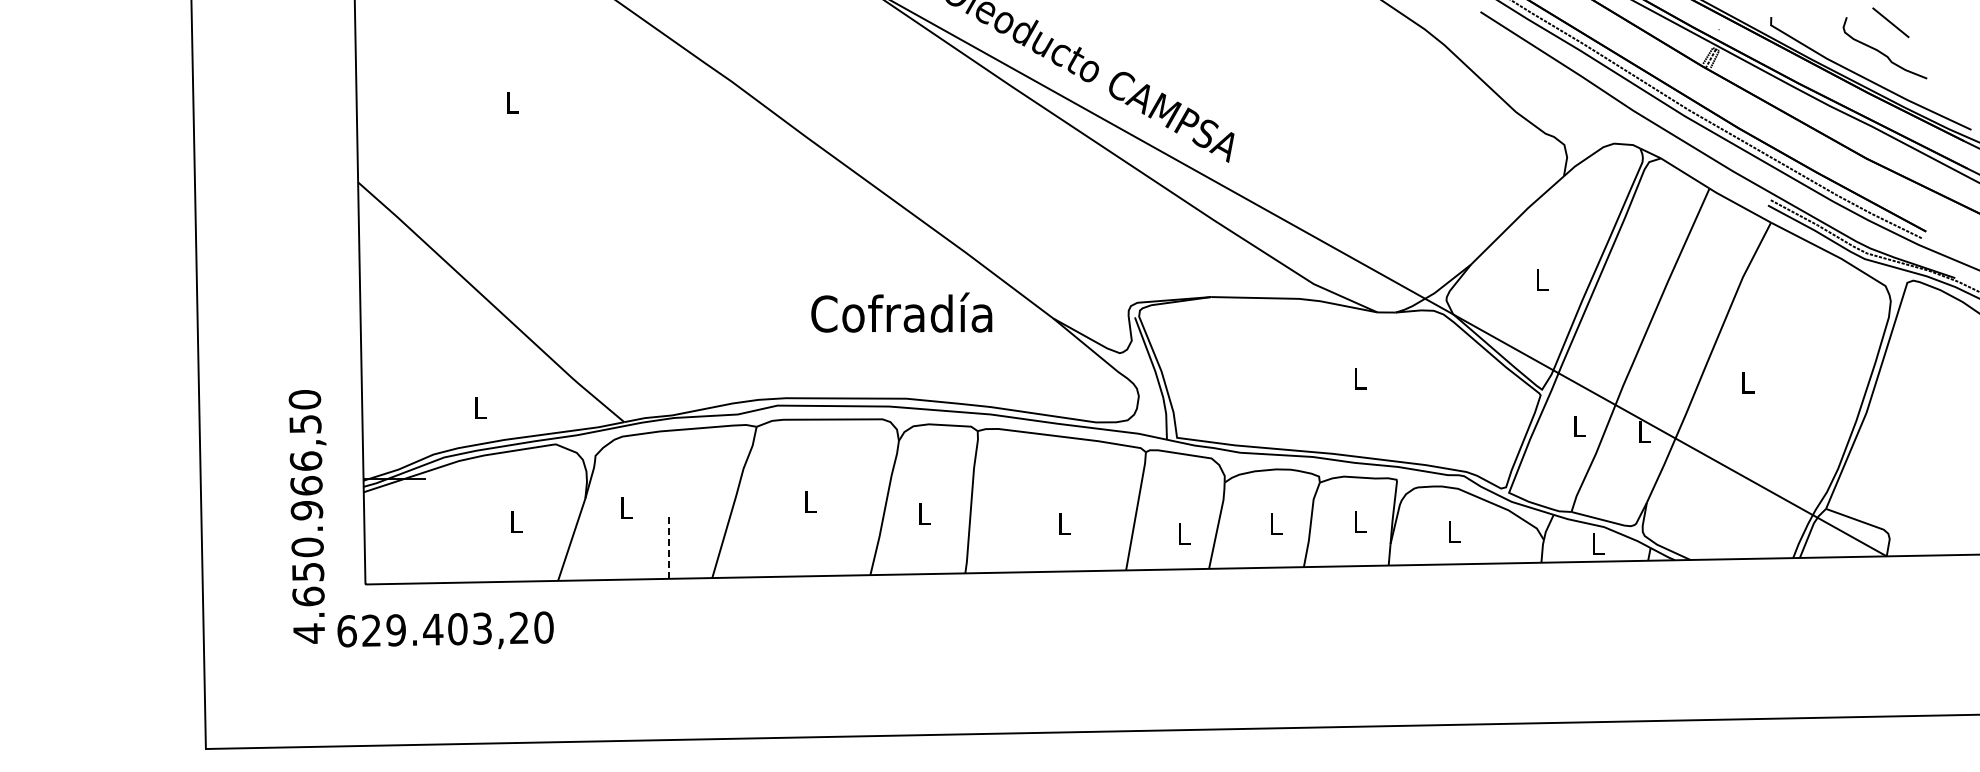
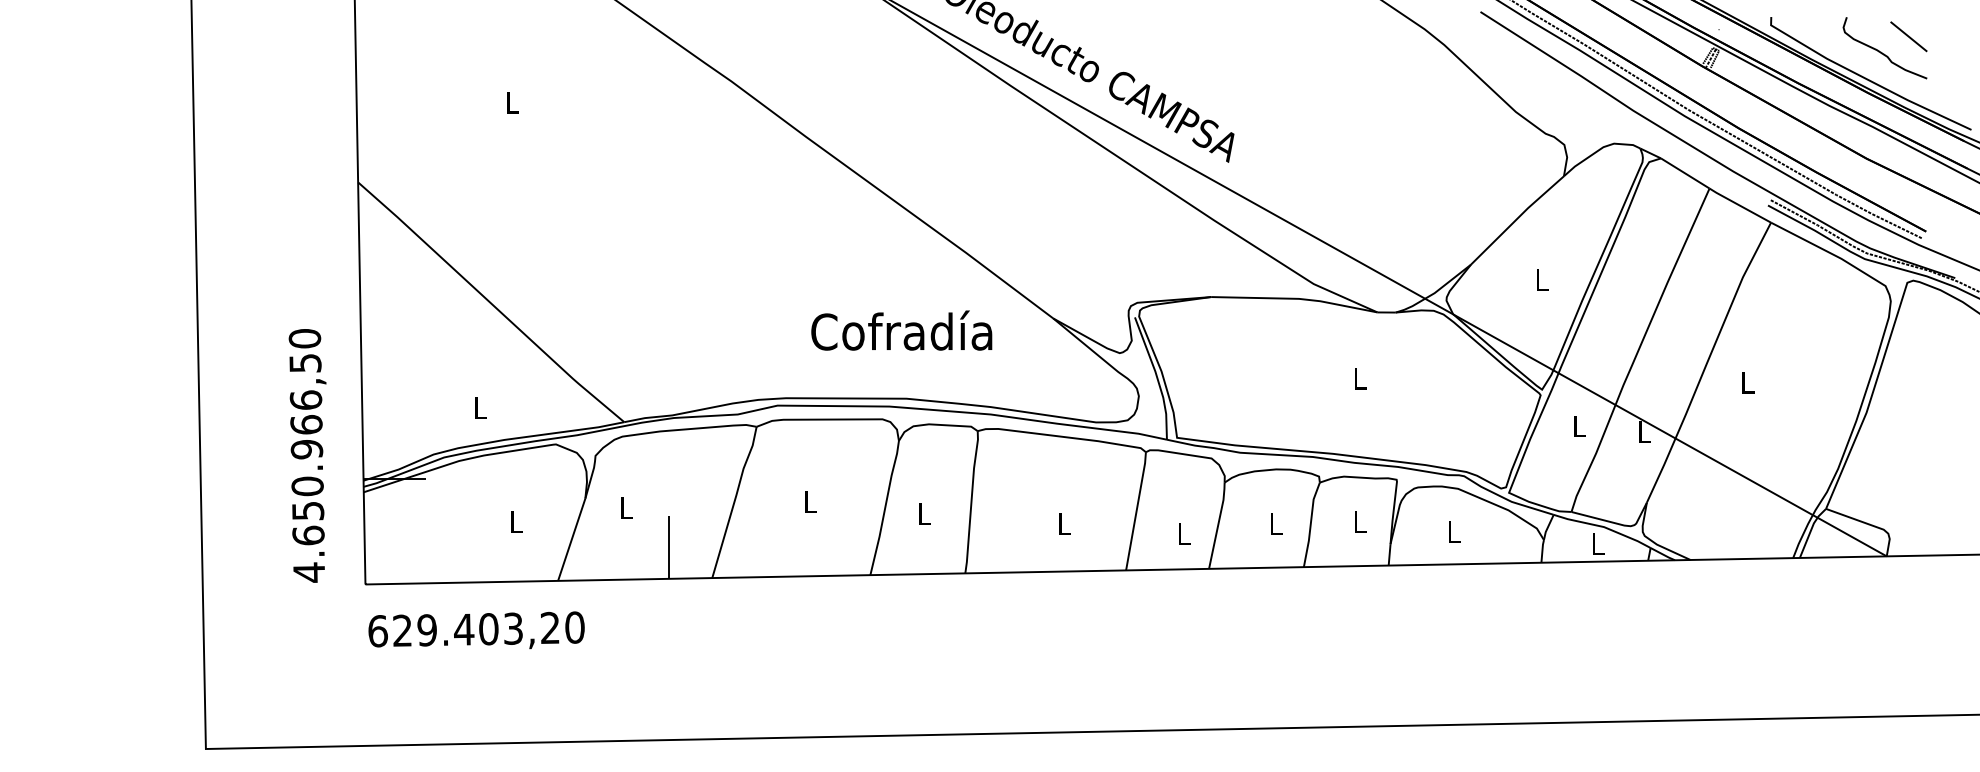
line position: (1890, 22) -> (1908, 36) (1908, 36)
text position: (901, 312) -> (901, 330) (901, 330)
text position: (307, 516) -> (307, 455) (307, 455)
line: dashed -> solid (669, 546)
text position: (445, 630) -> (476, 630) (476, 630)
